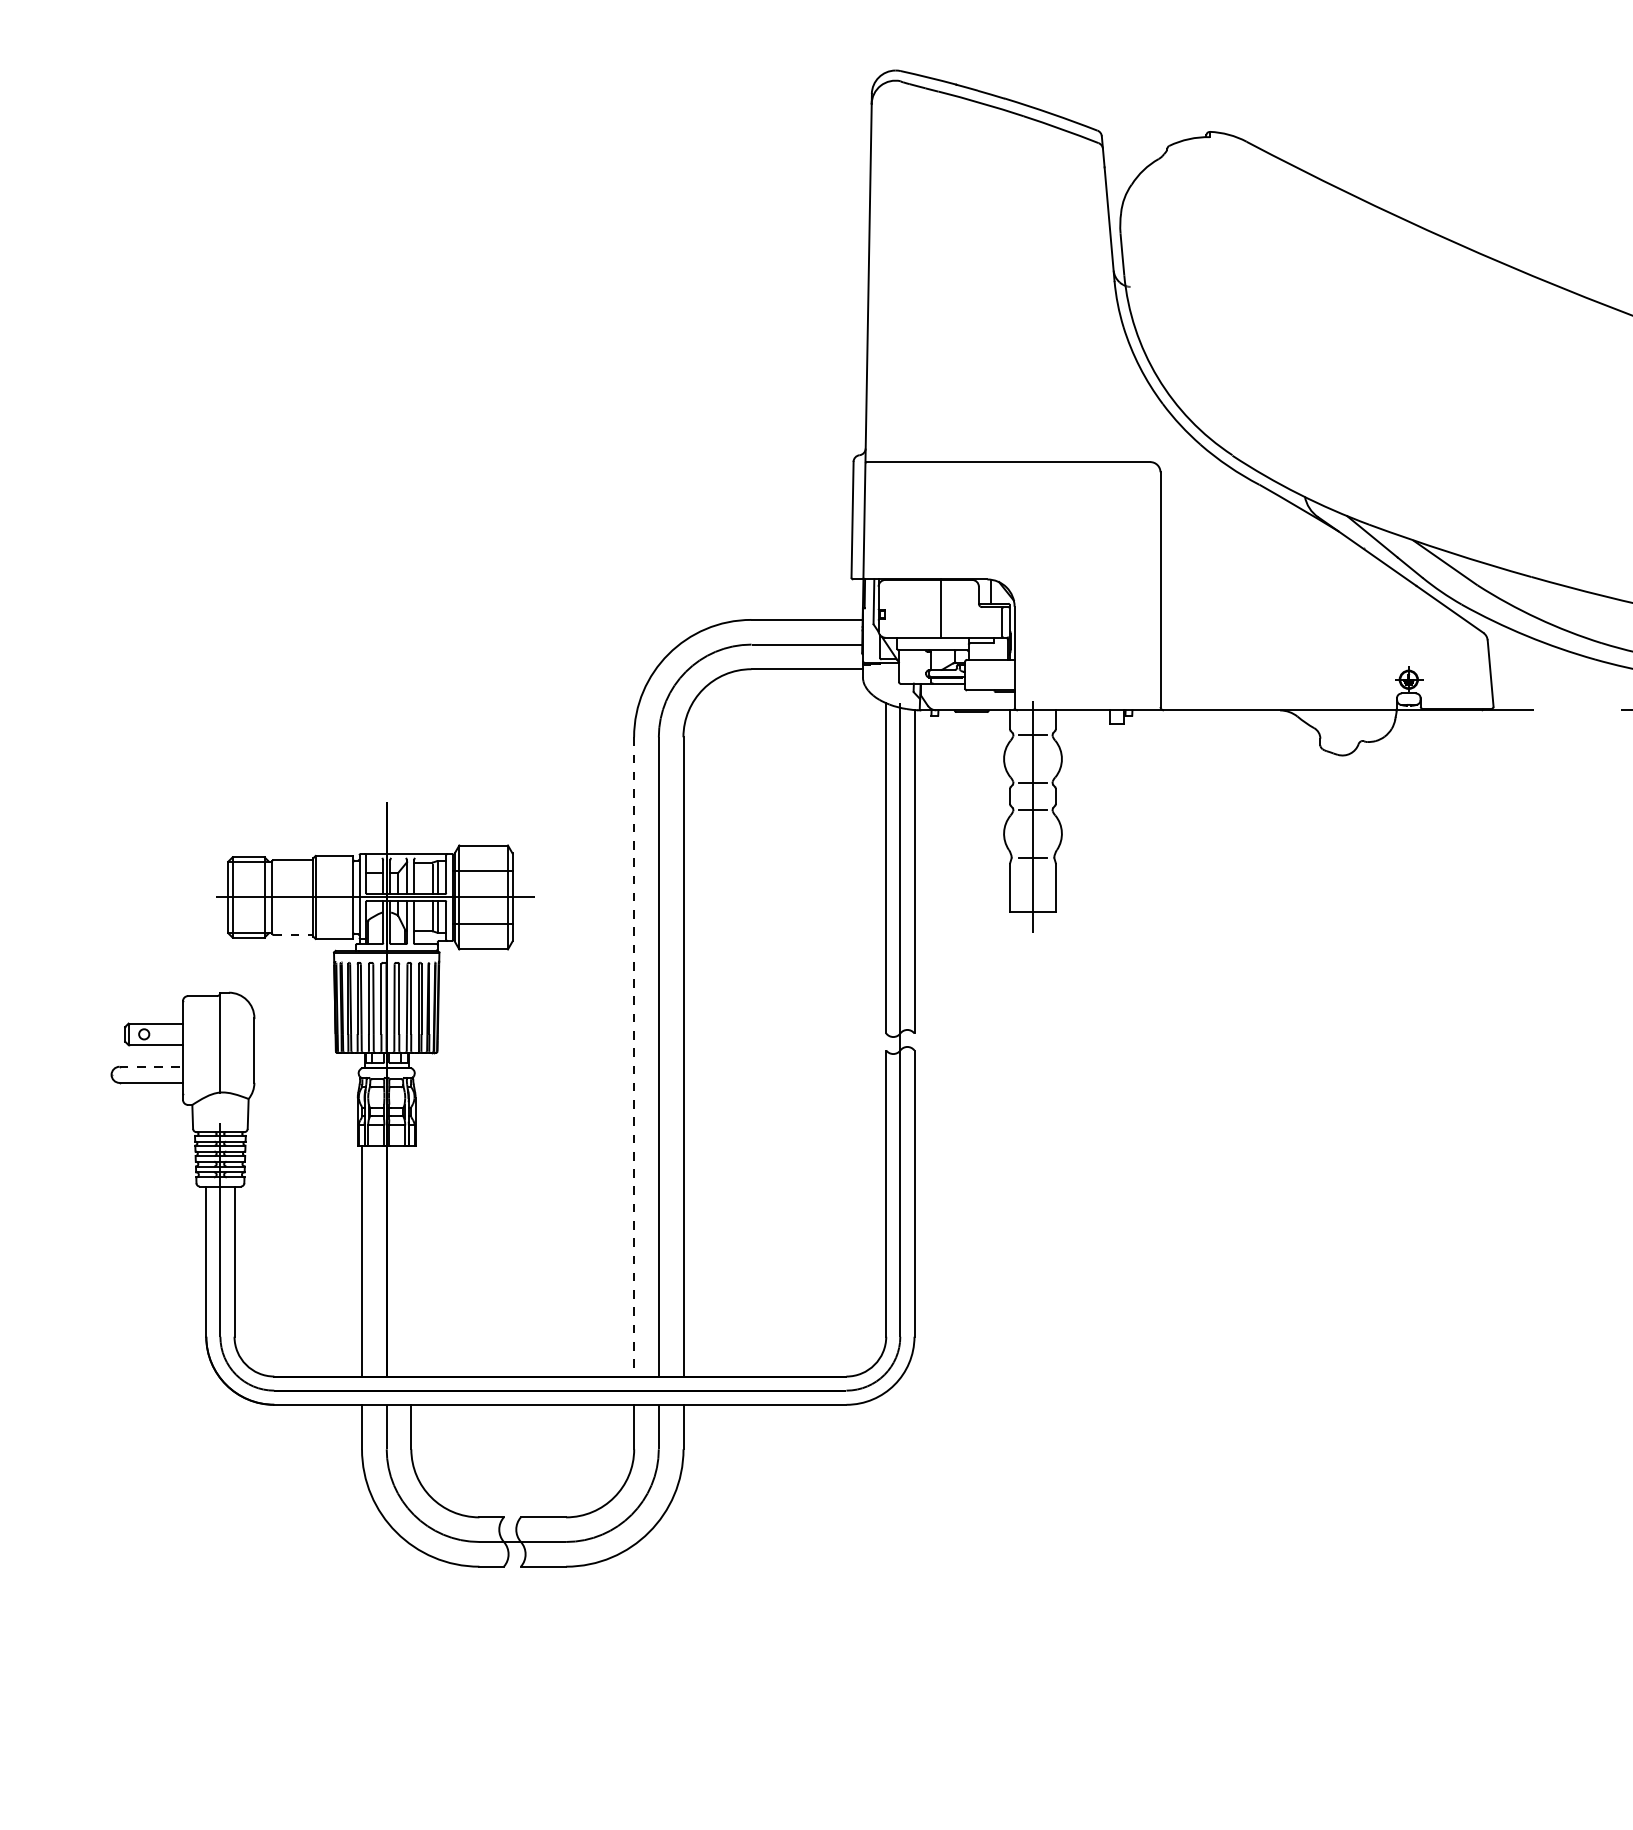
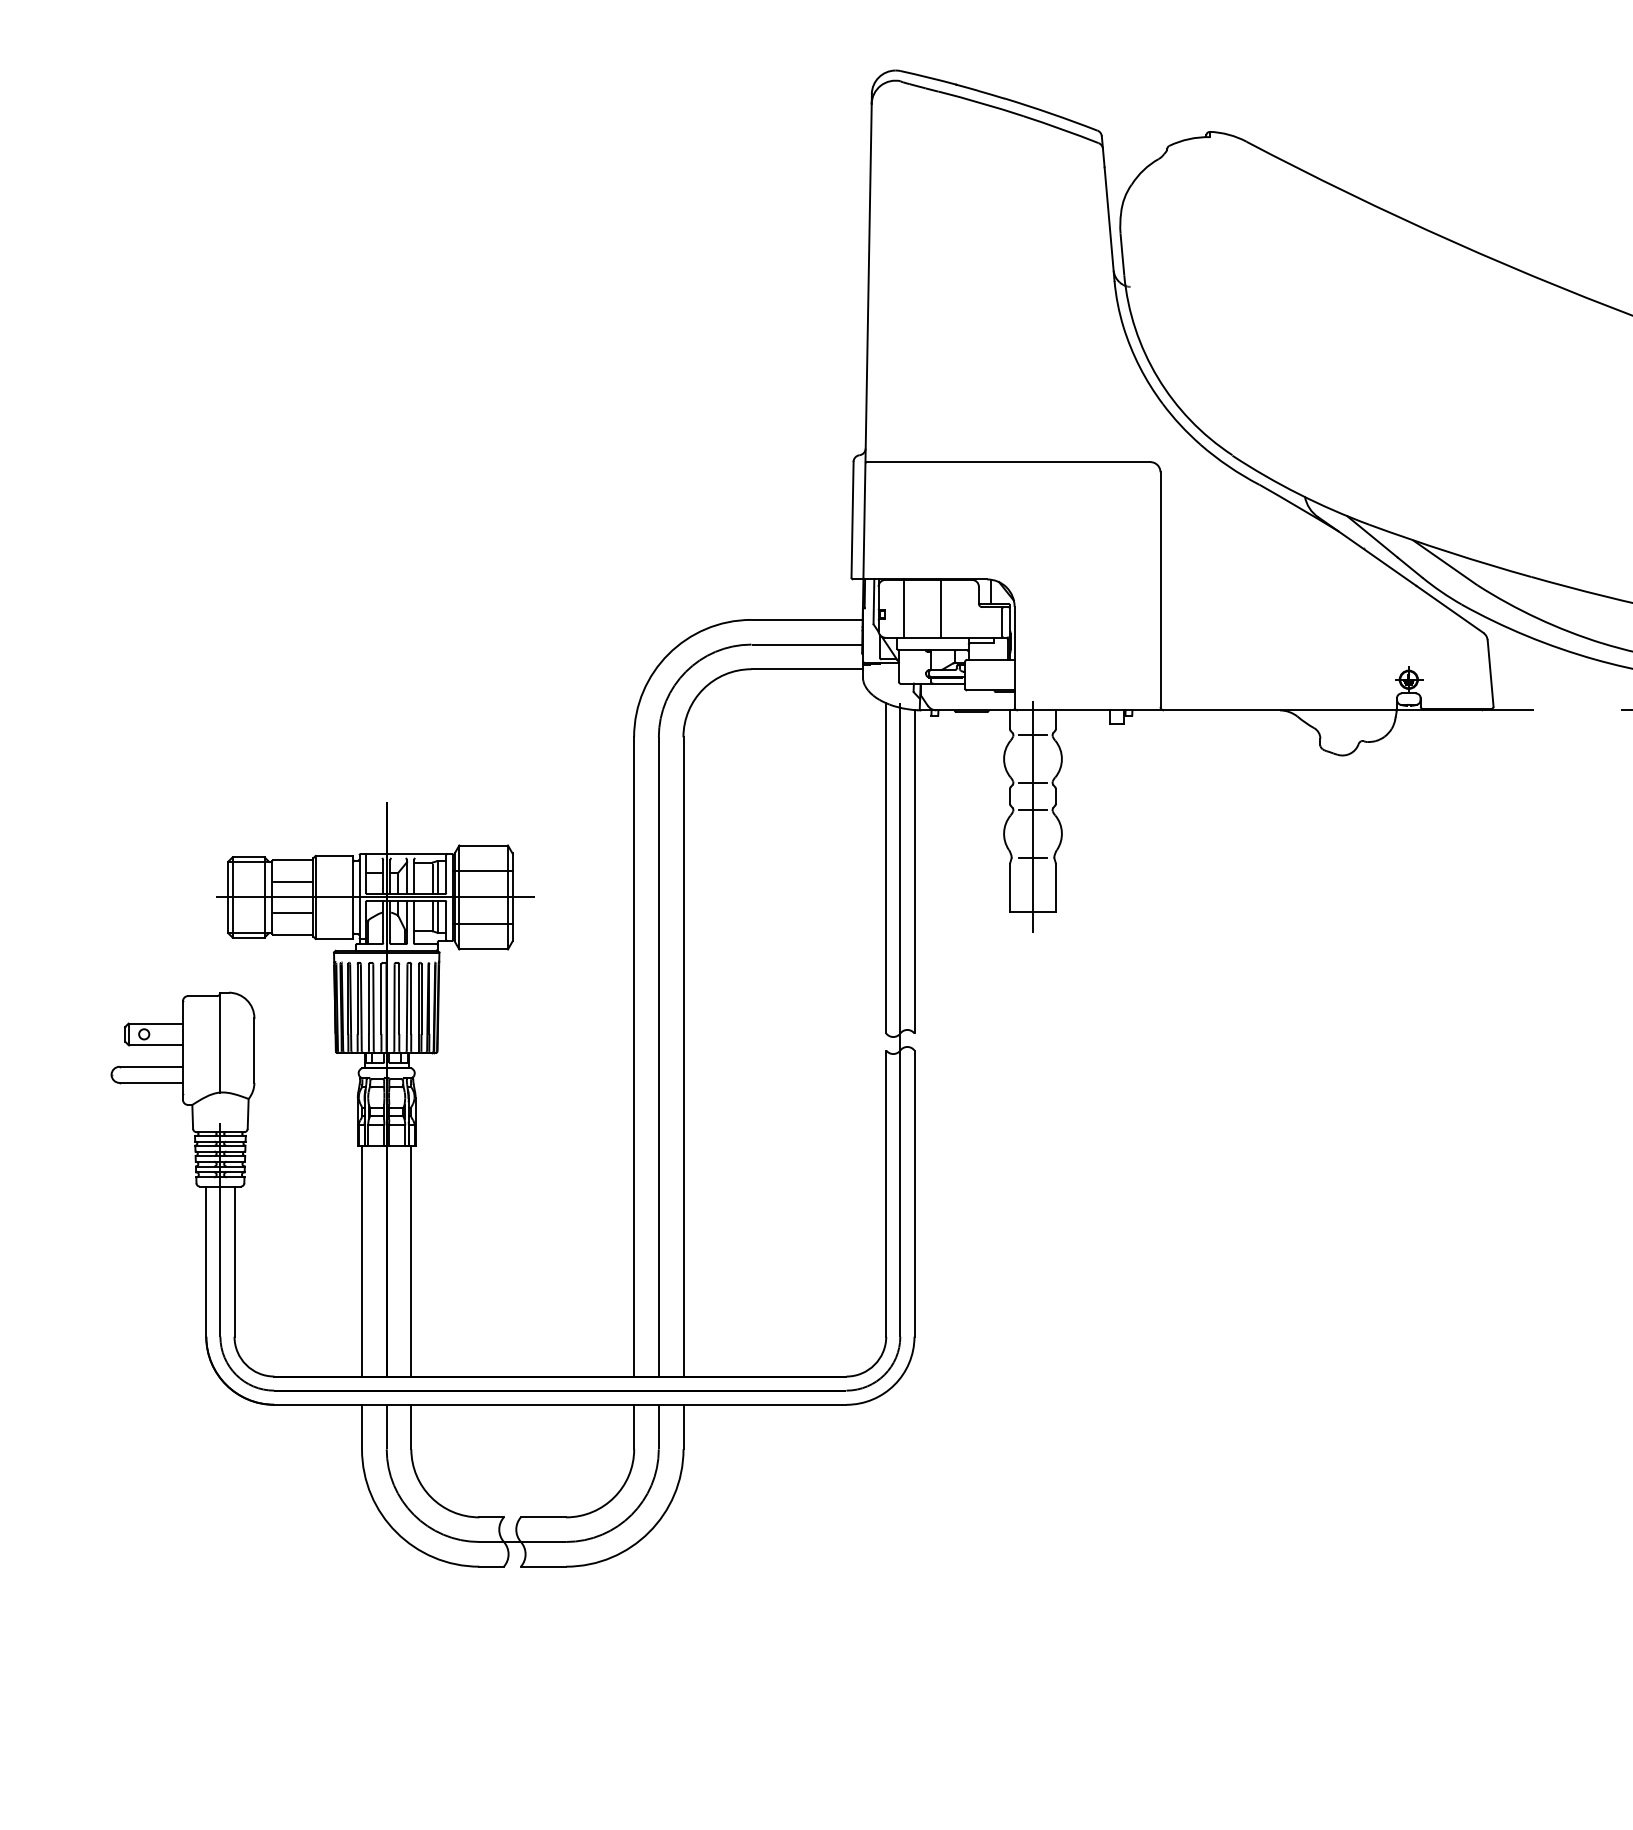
line: none -> present (903, 608)
line: none -> present (292, 881)
line: none -> present (292, 912)
line: dashed -> solid (293, 934)
line: dashed -> solid (634, 1056)
line: dashed -> solid (151, 1066)
line: none -> present (411, 1261)
